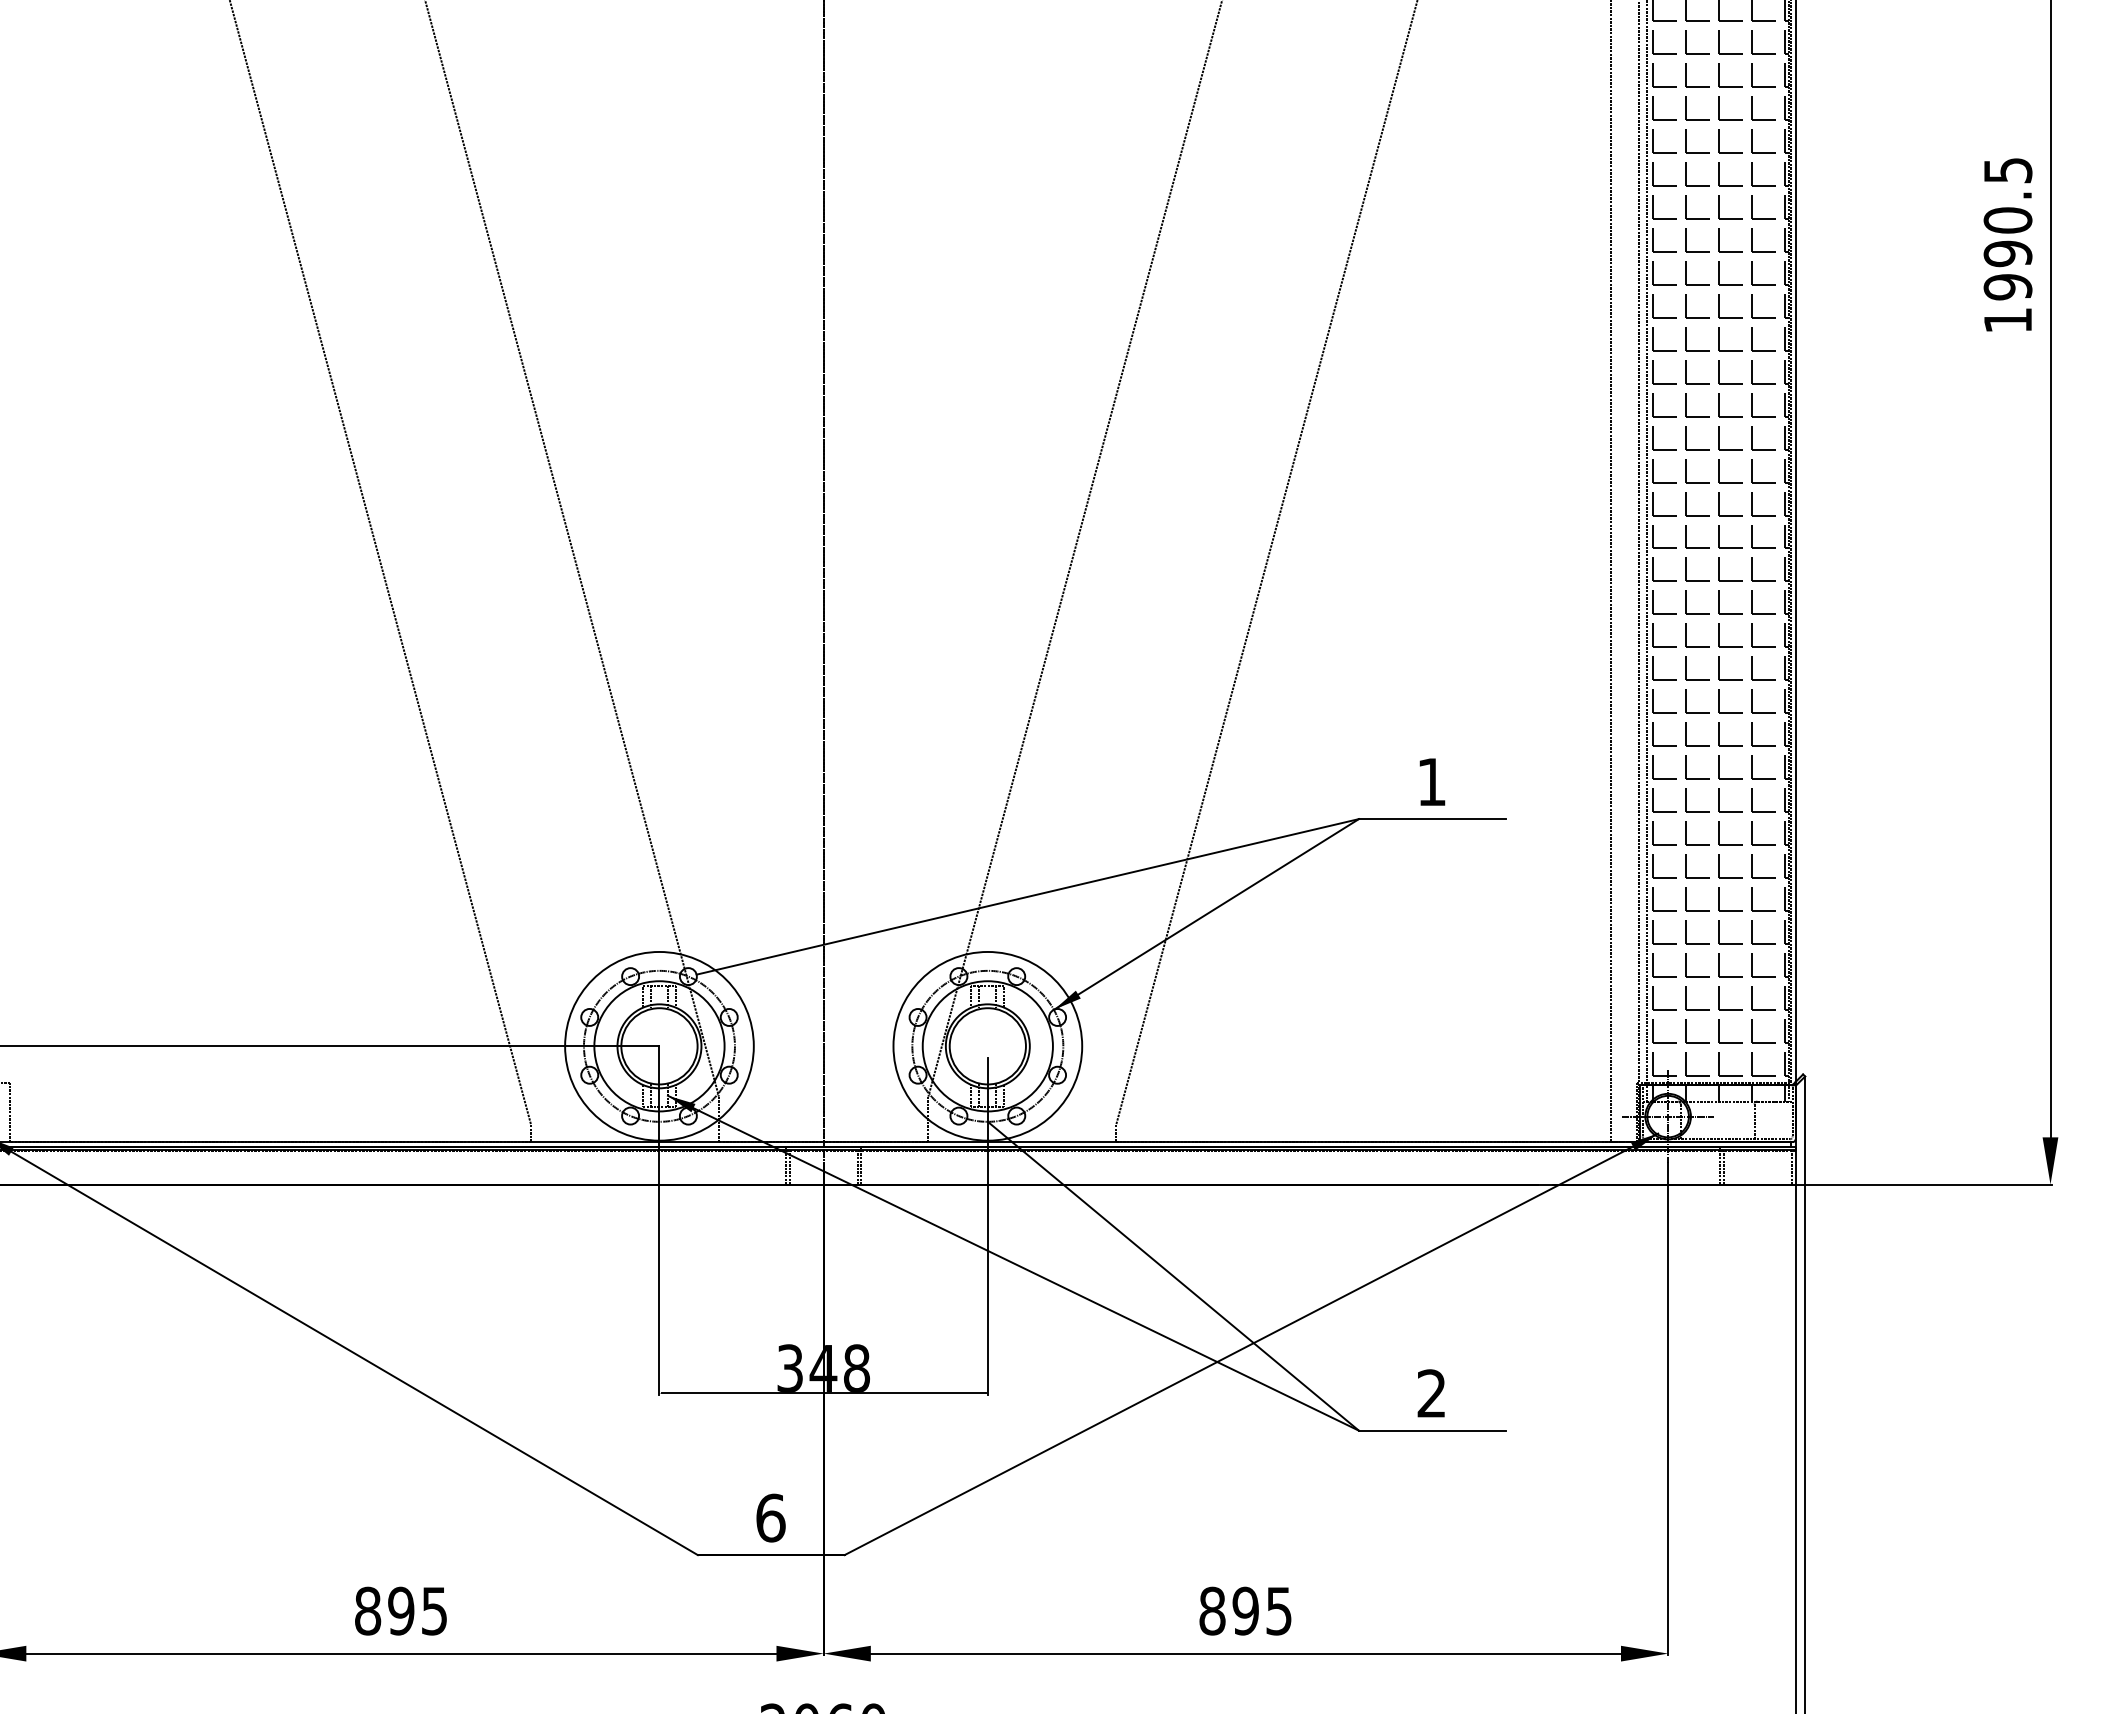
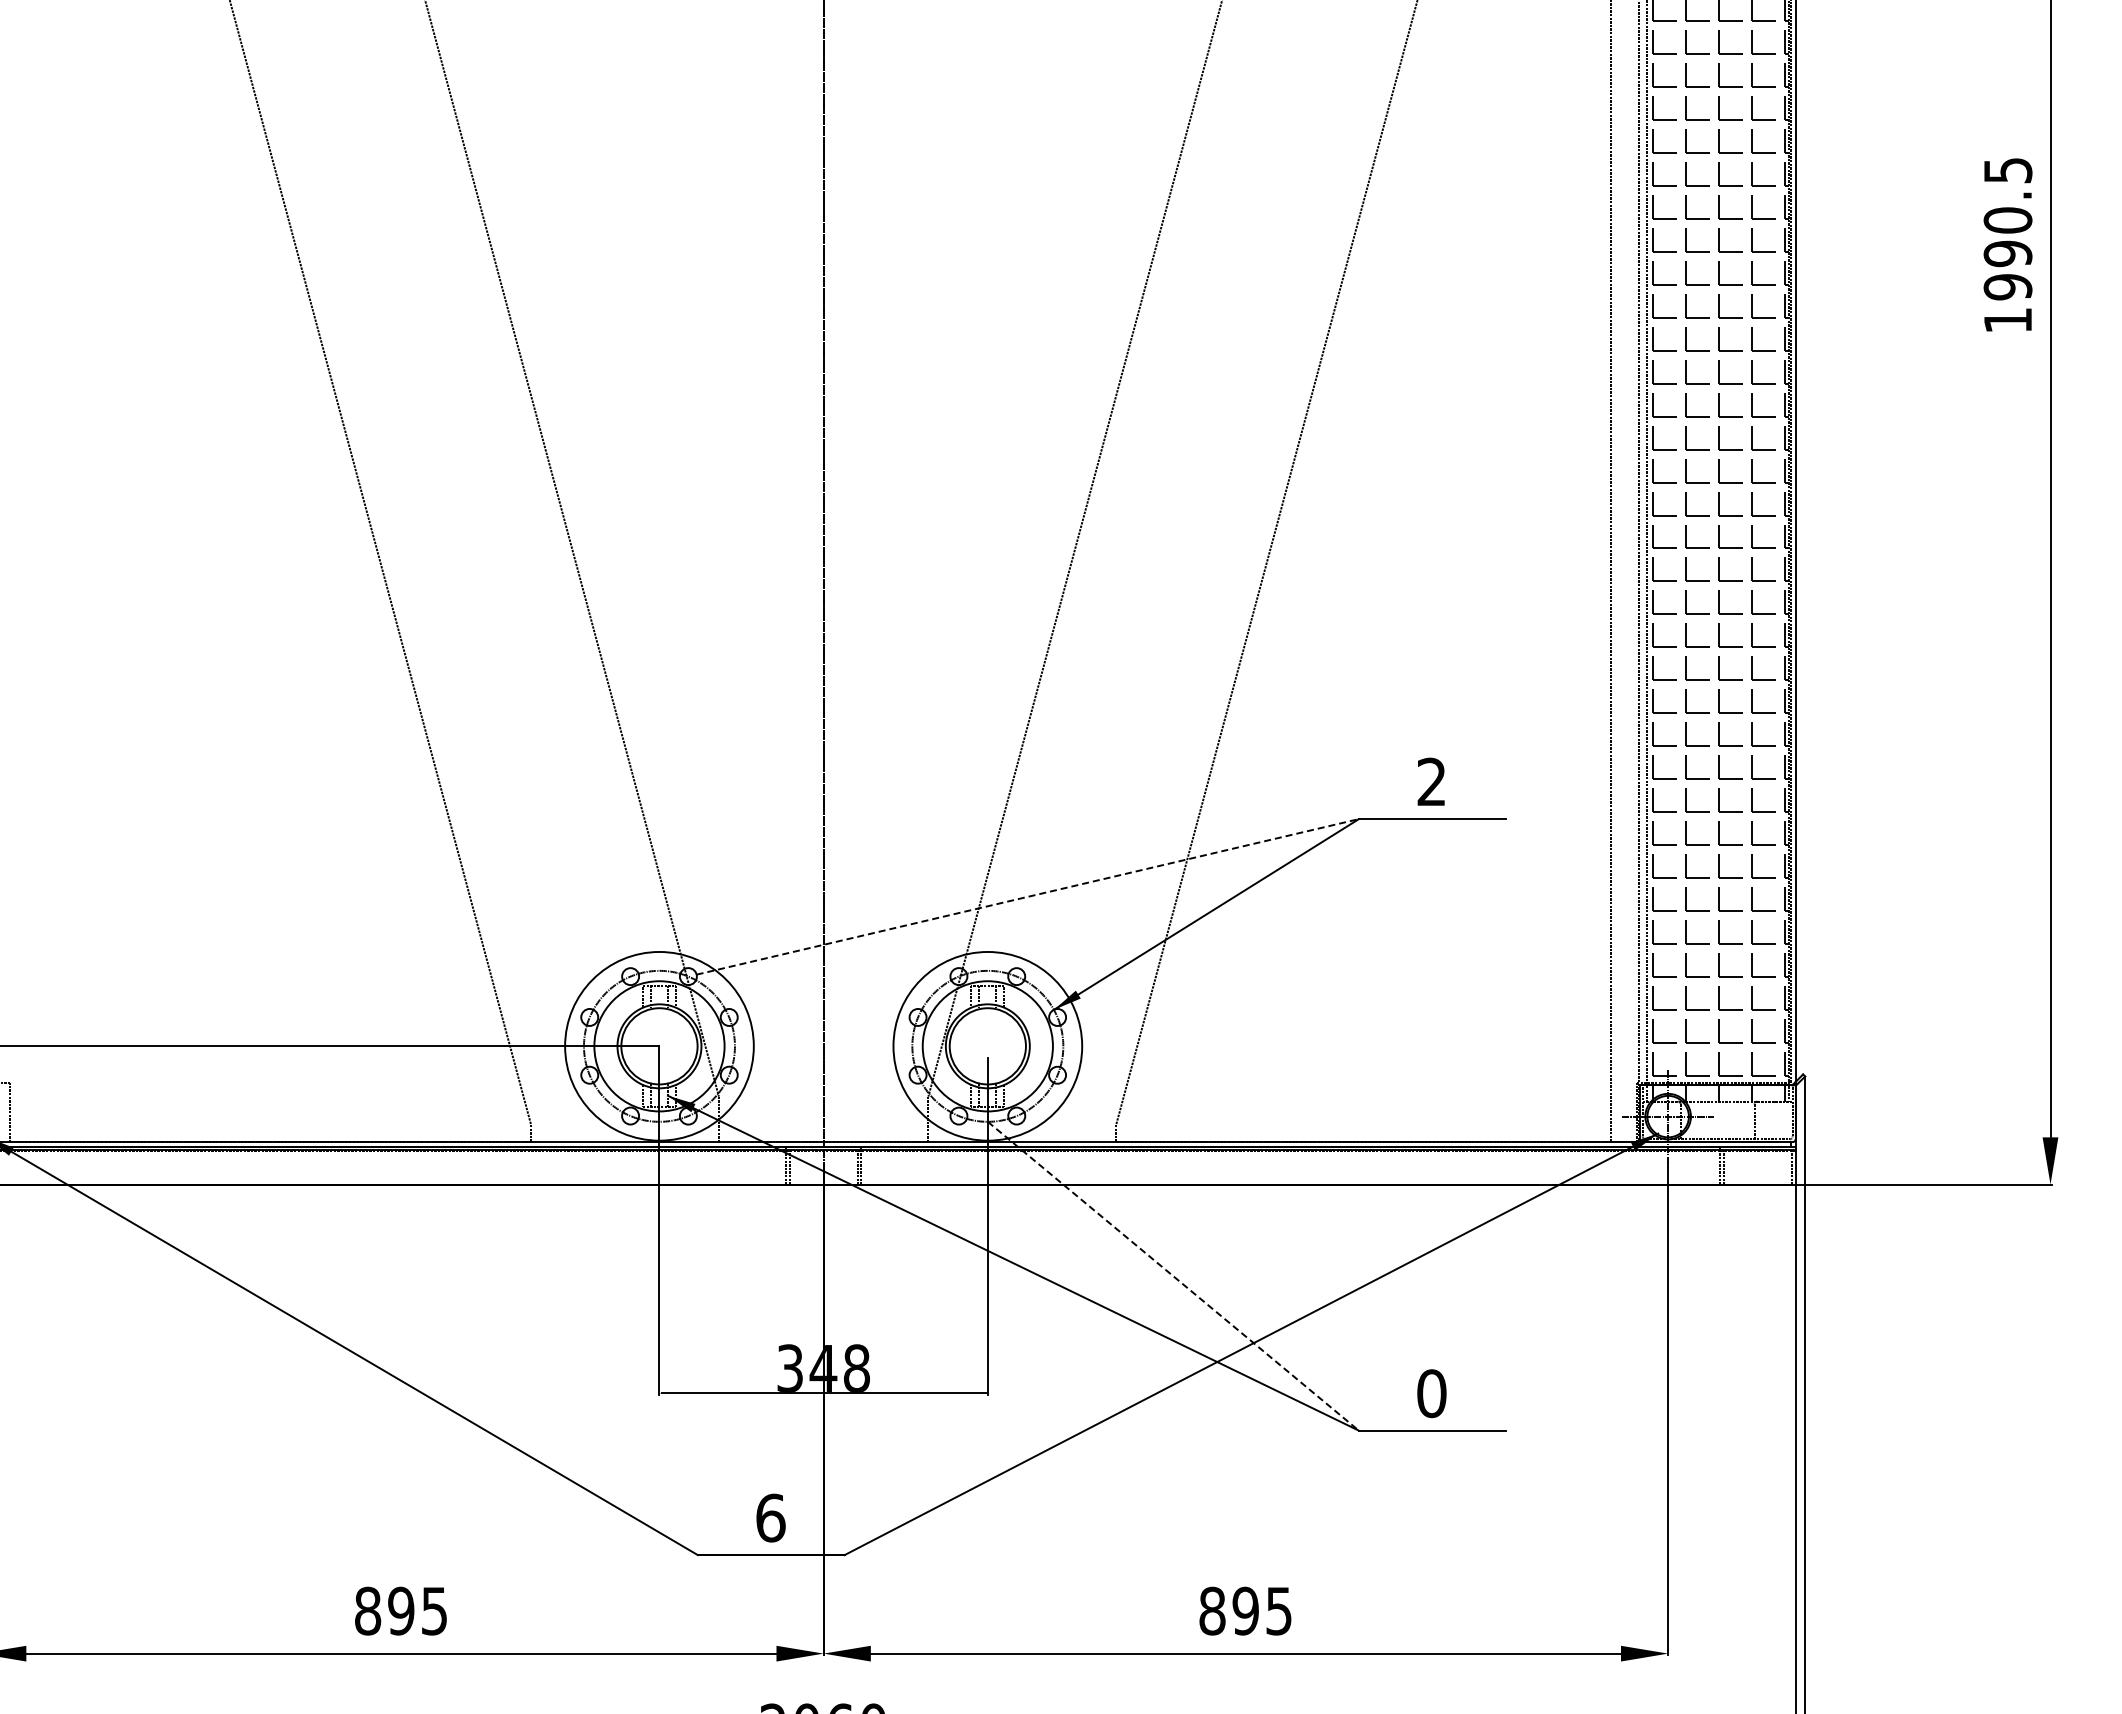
text: 1 -> 2 (1431, 781)
line: solid -> dashed (1028, 896)
line: solid -> dashed (1173, 1276)
text: 2 -> 0 (1431, 1393)
